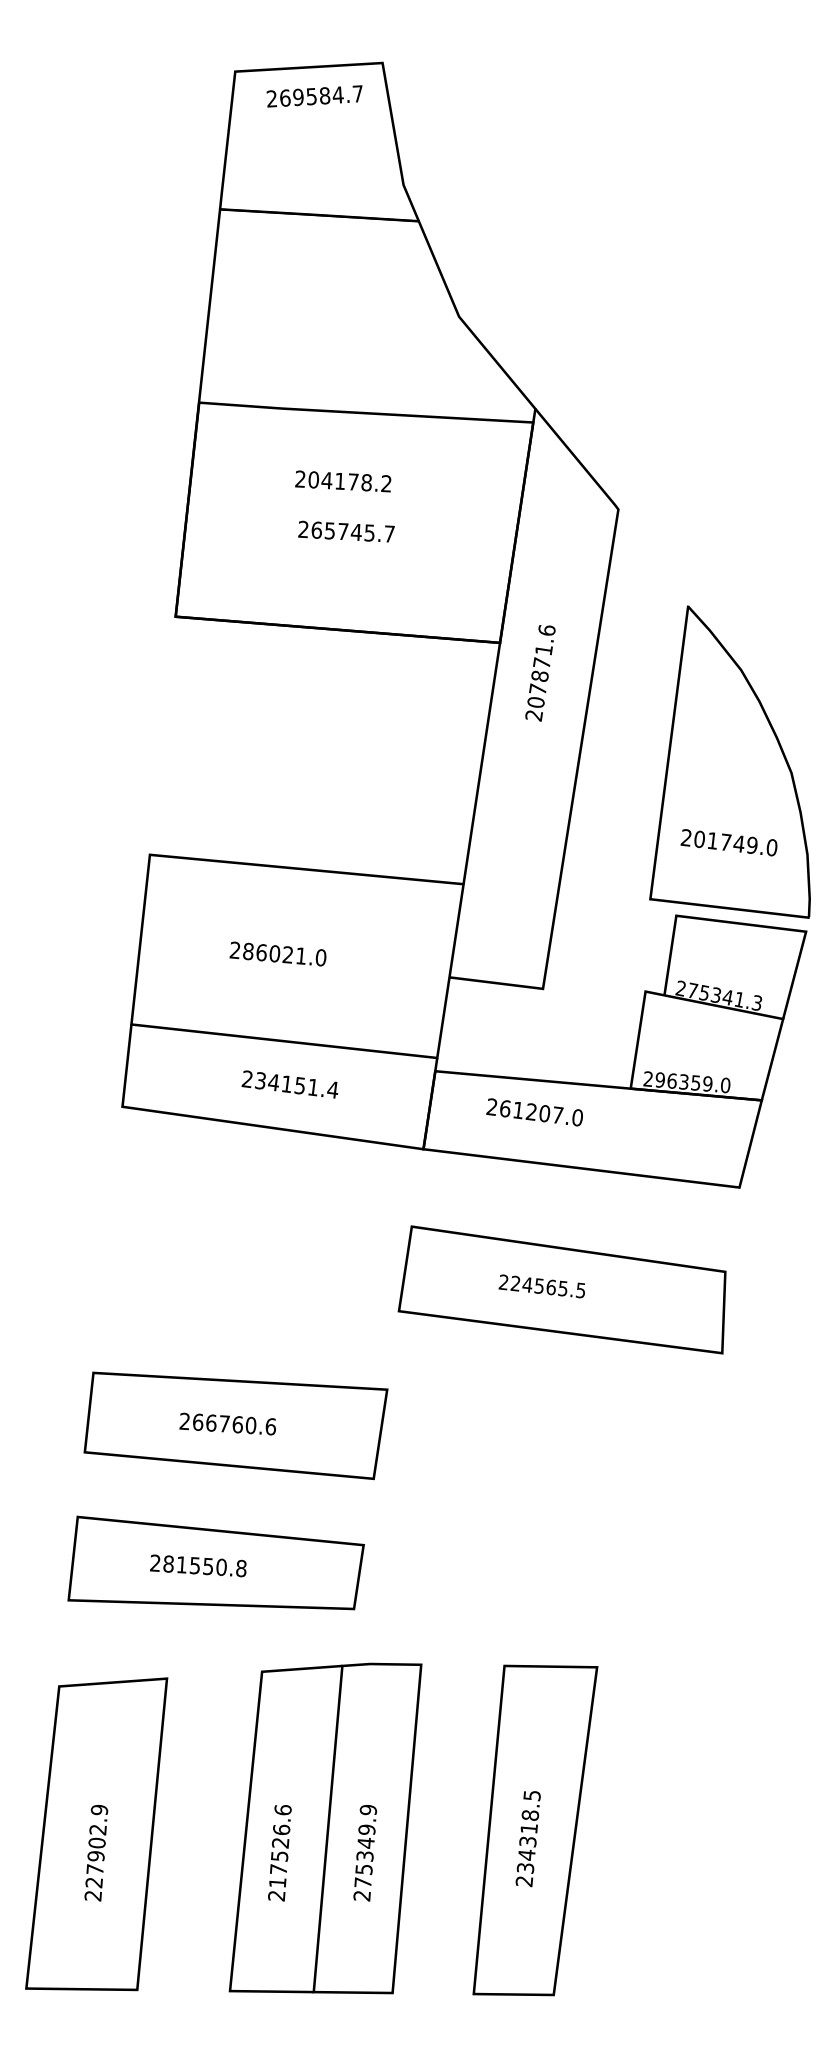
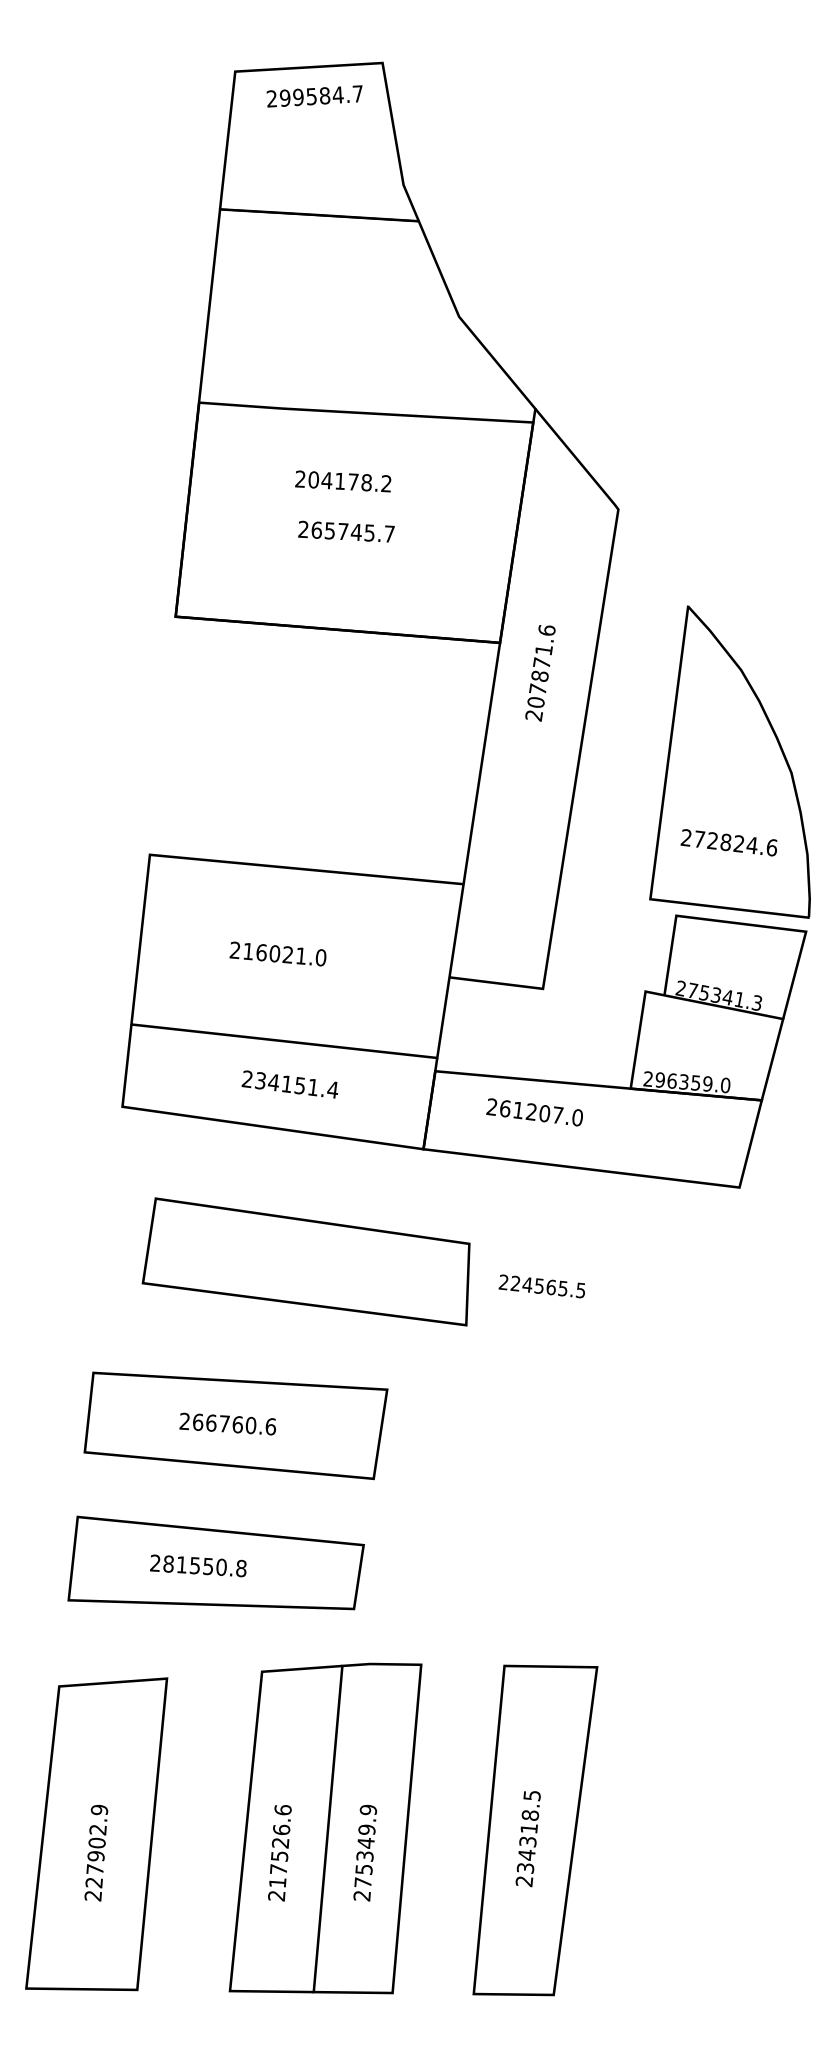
text: 269584.7 -> 299584.7 (284, 97)
text: 201749.0 -> 272824.6 (735, 843)
text: 286021.0 -> 216021.0 (248, 951)
part position: (561, 1289) -> (305, 1261) (305, 1261)
